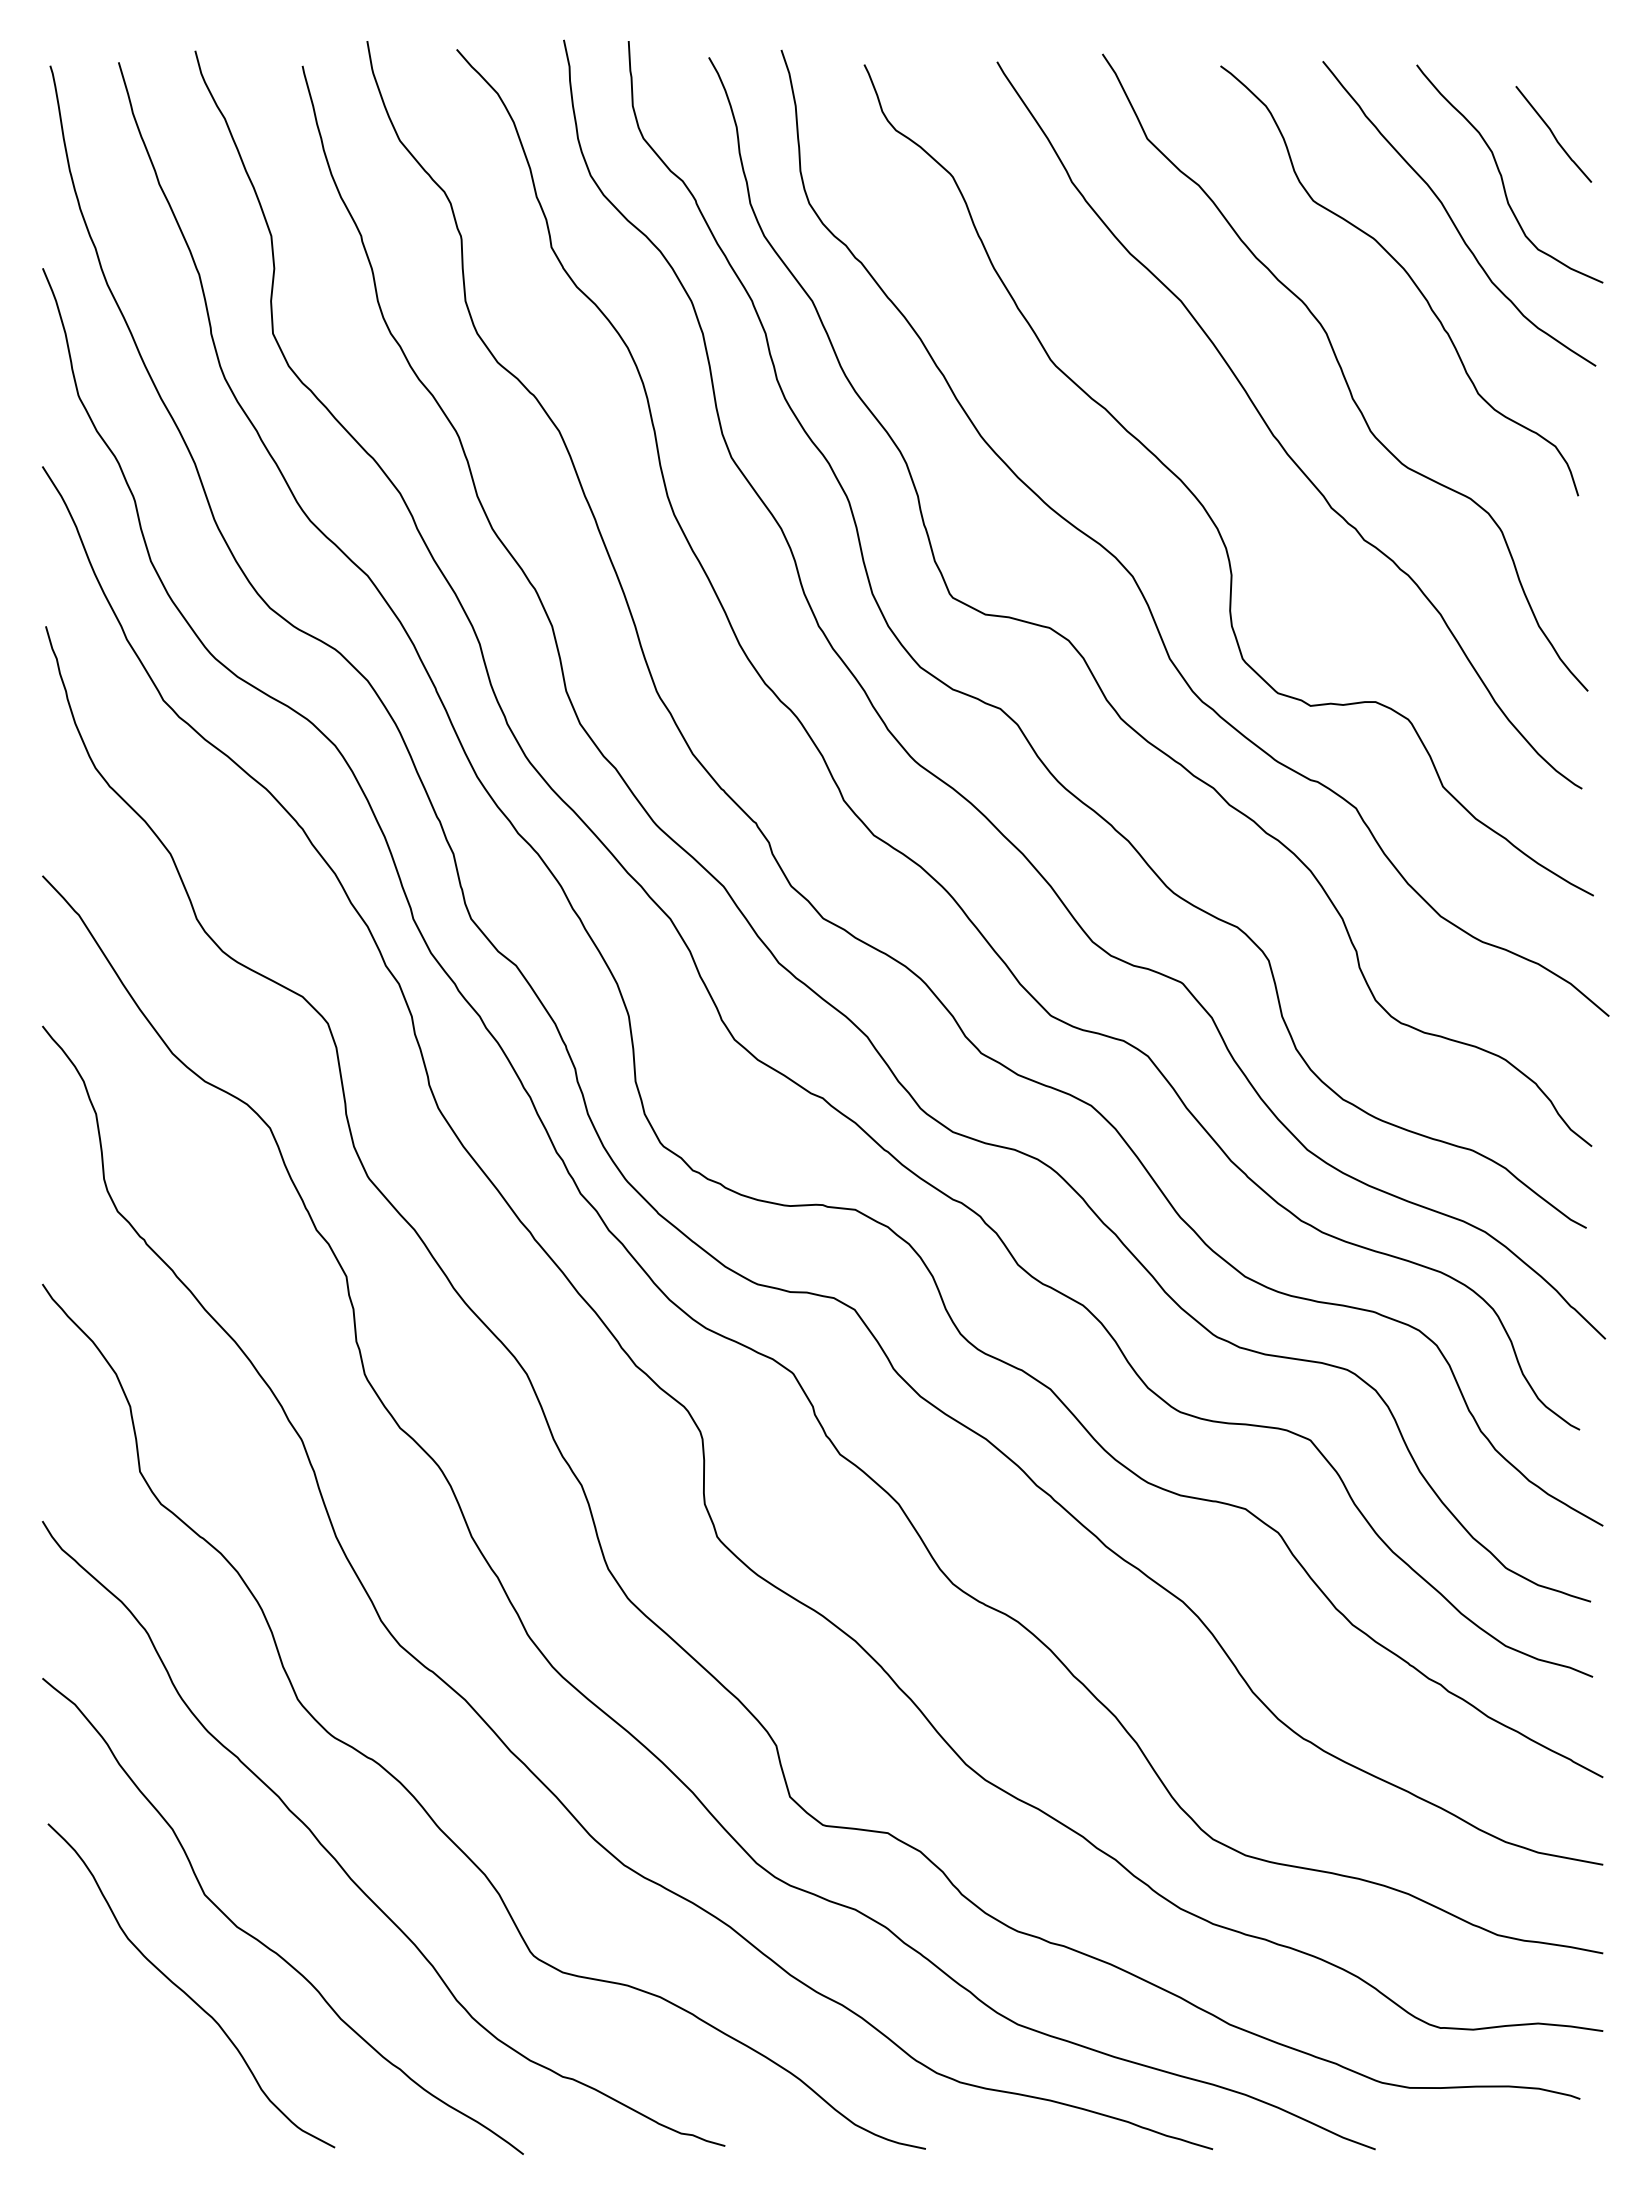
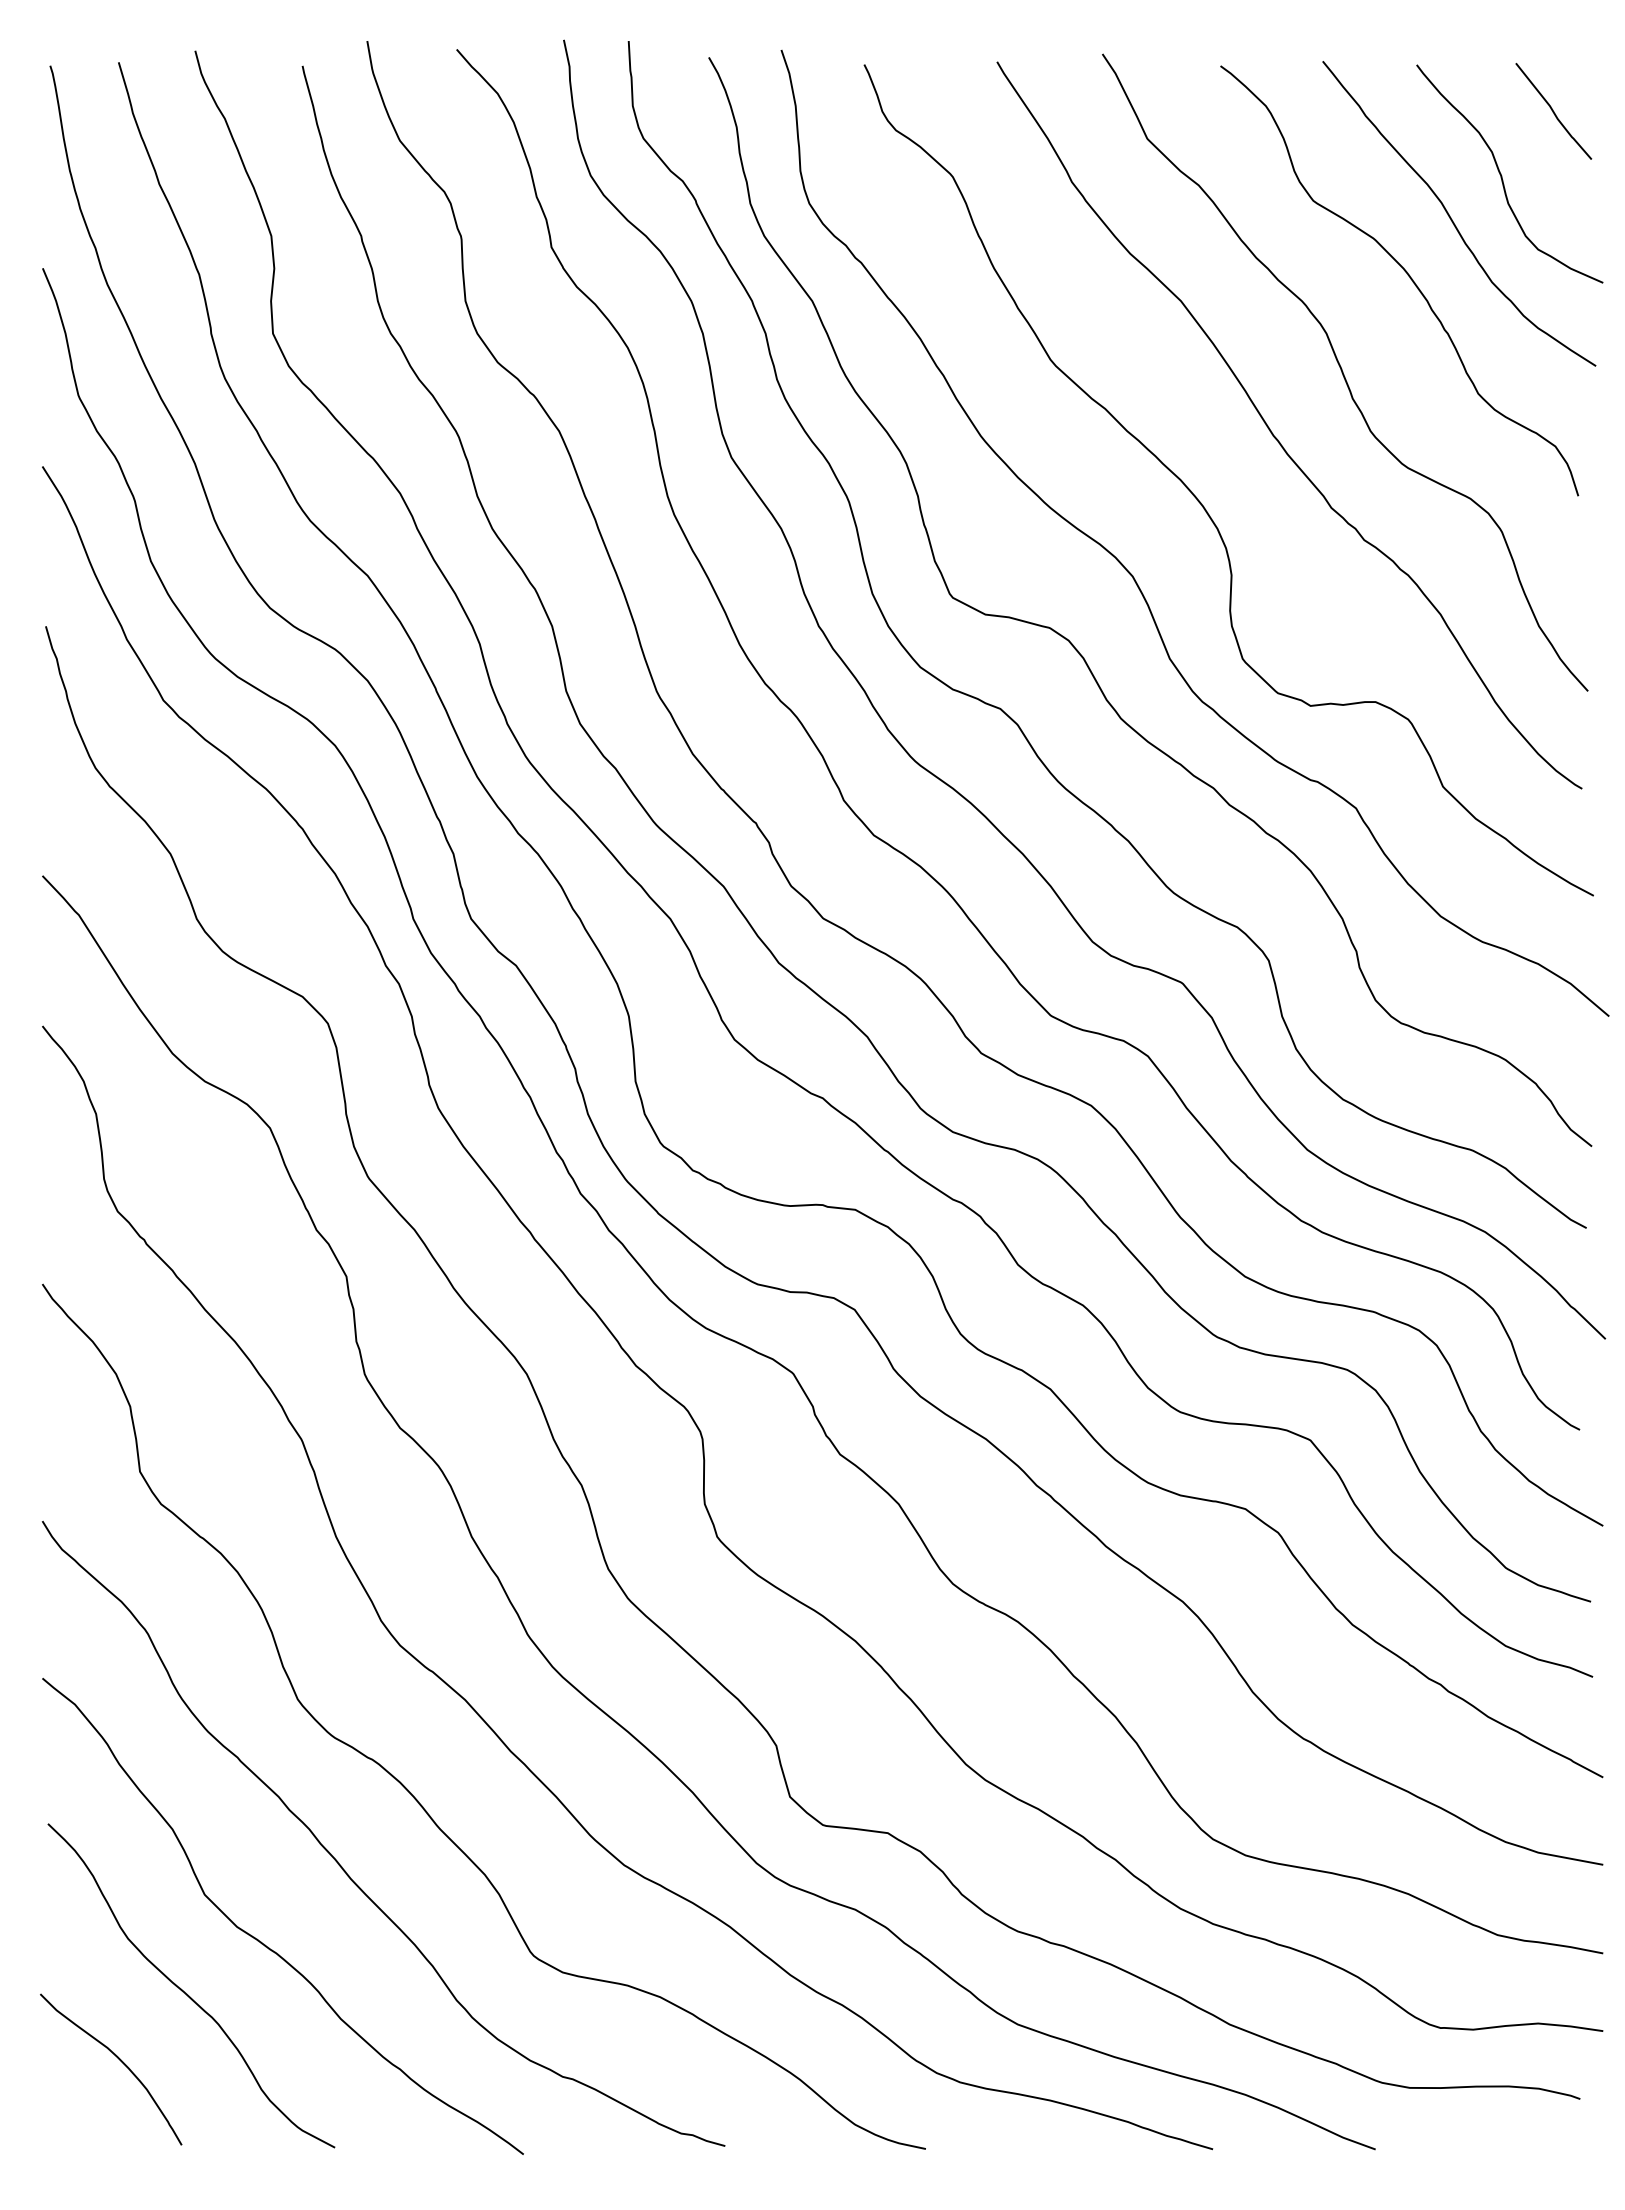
curve position: (1553, 134) -> (1553, 111) (1553, 111)
curve: none -> present (119, 2060)
